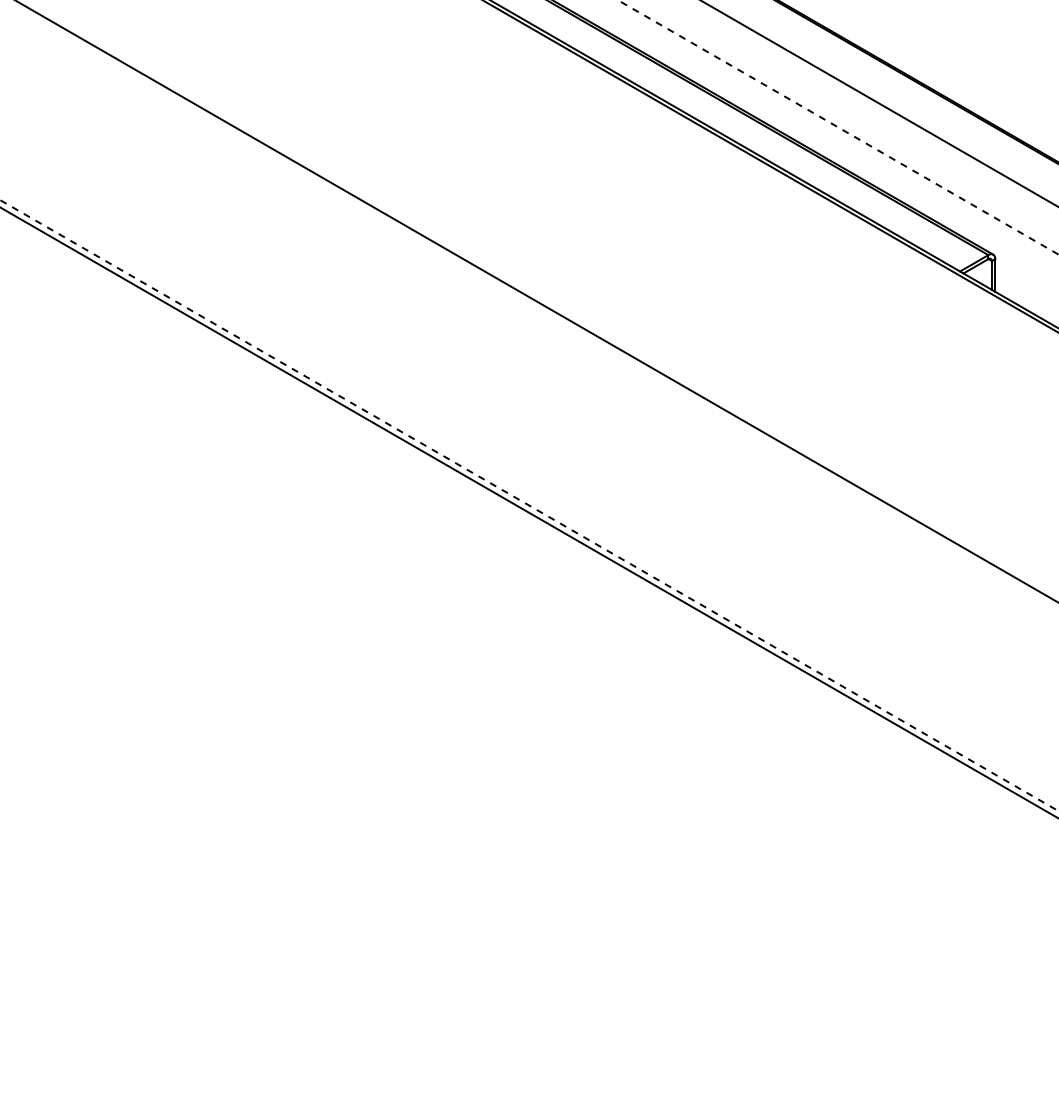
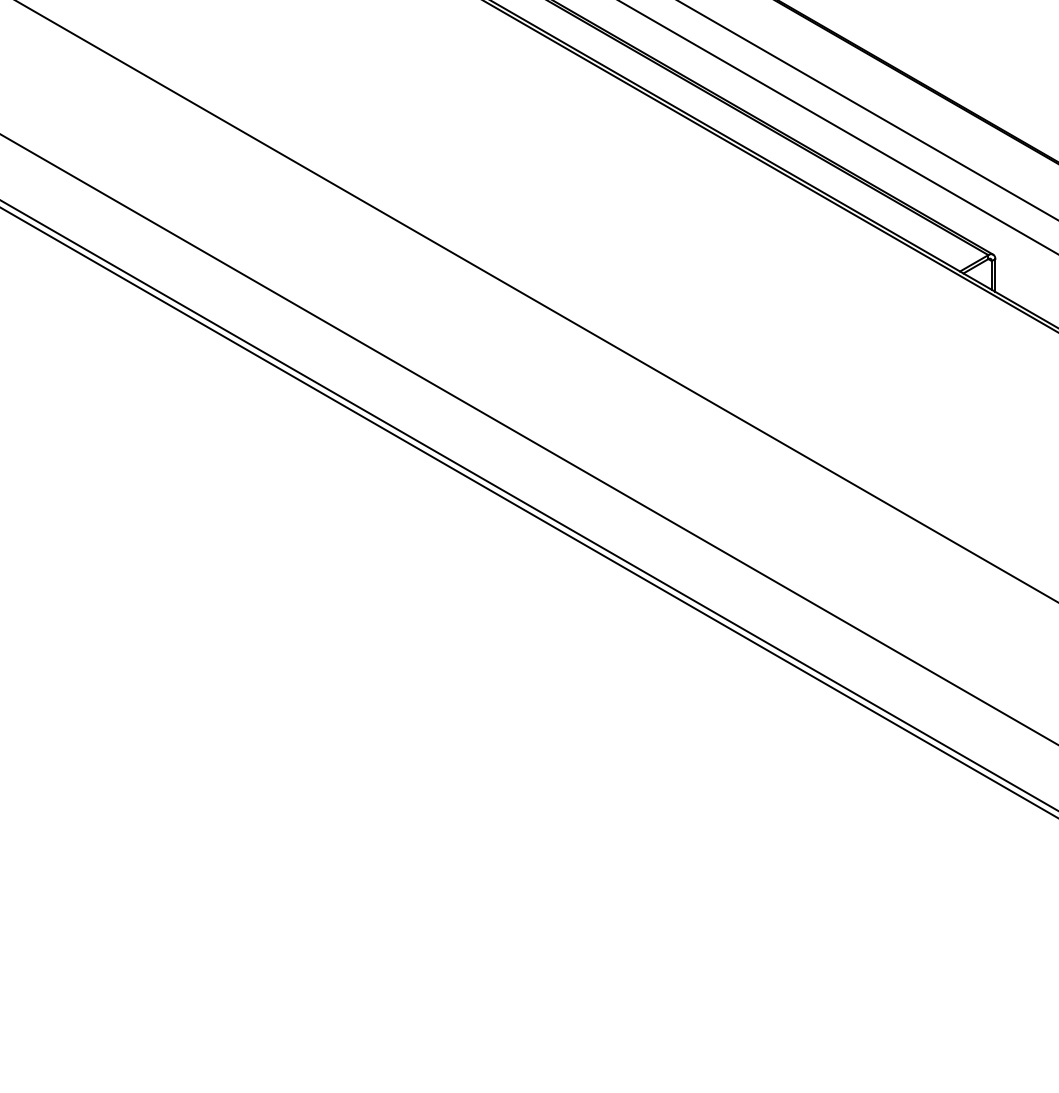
line position: (879, 103) -> (867, 110) (867, 110)
line: dashed -> solid (837, 127)
line: none -> present (528, 439)
line: dashed -> solid (529, 505)
